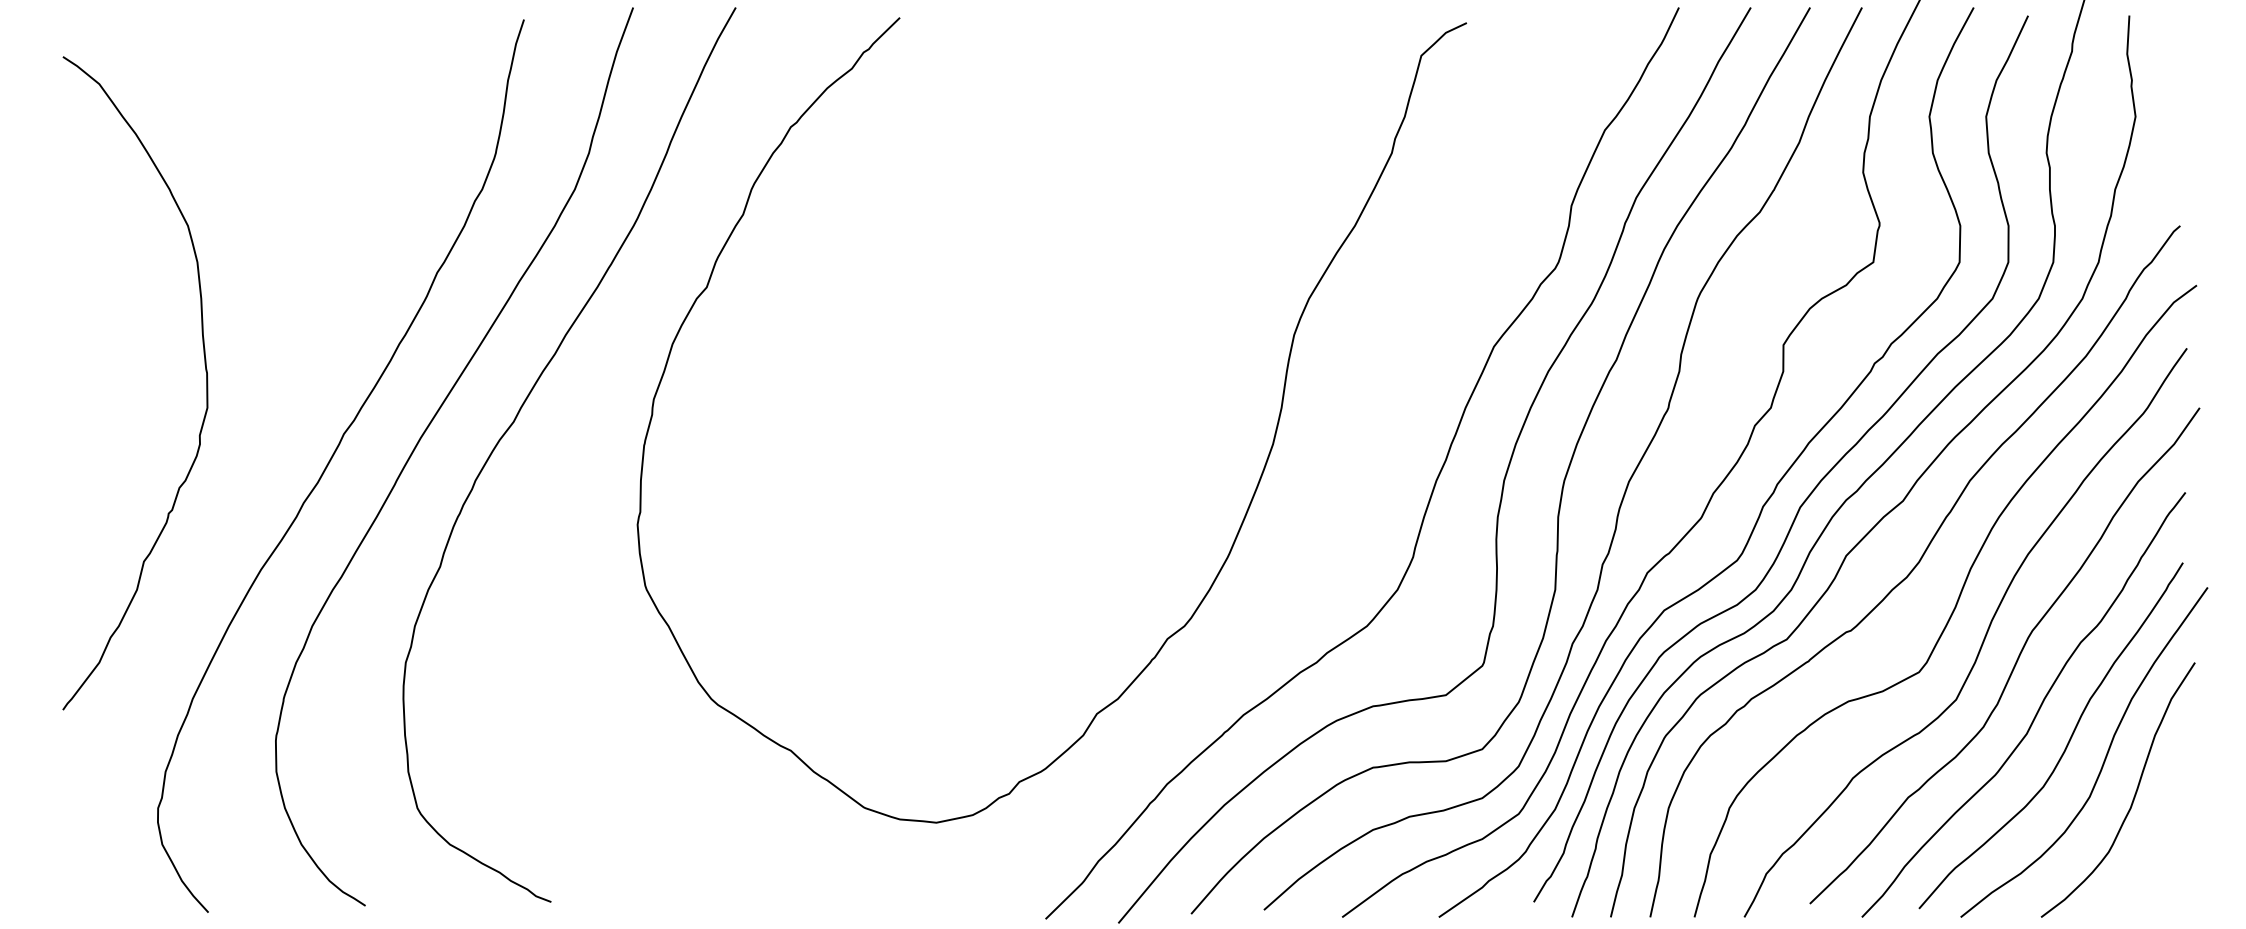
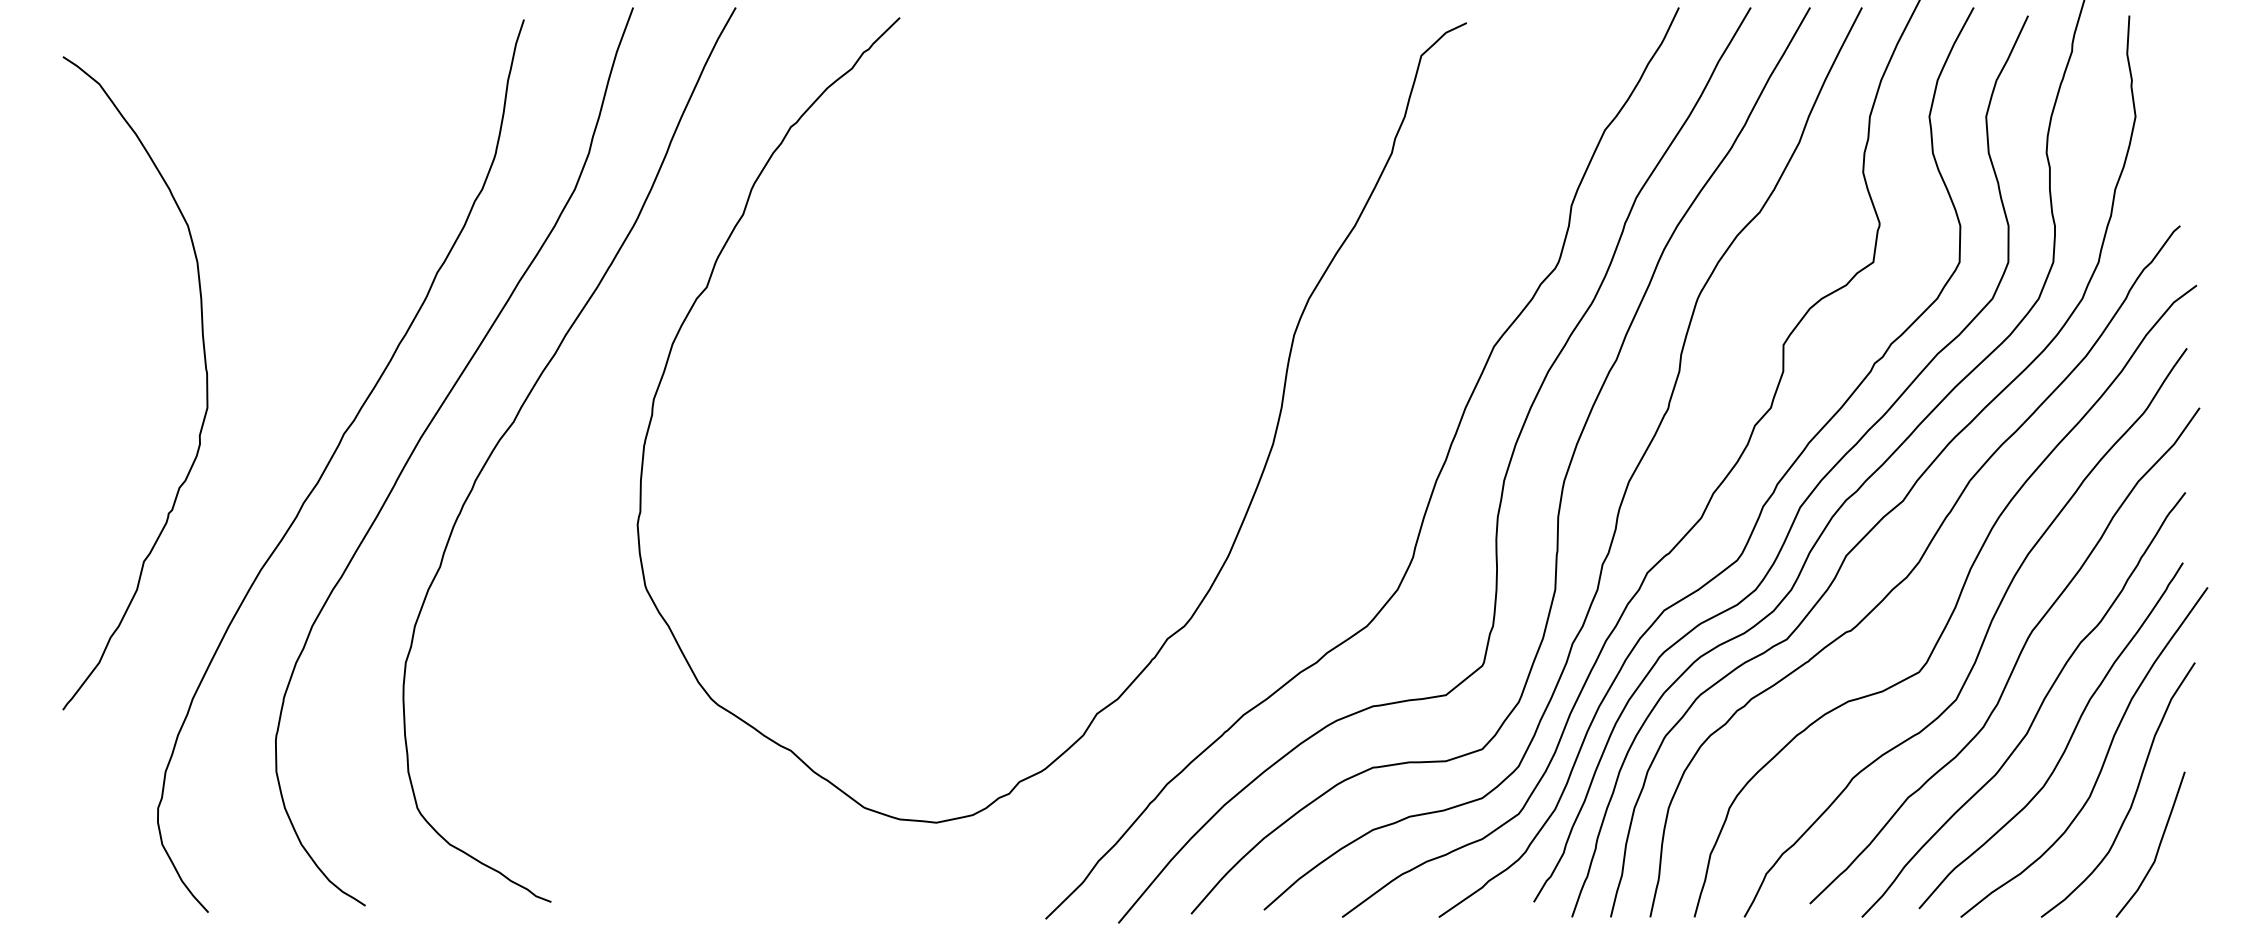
curve: none -> present (2158, 845)
